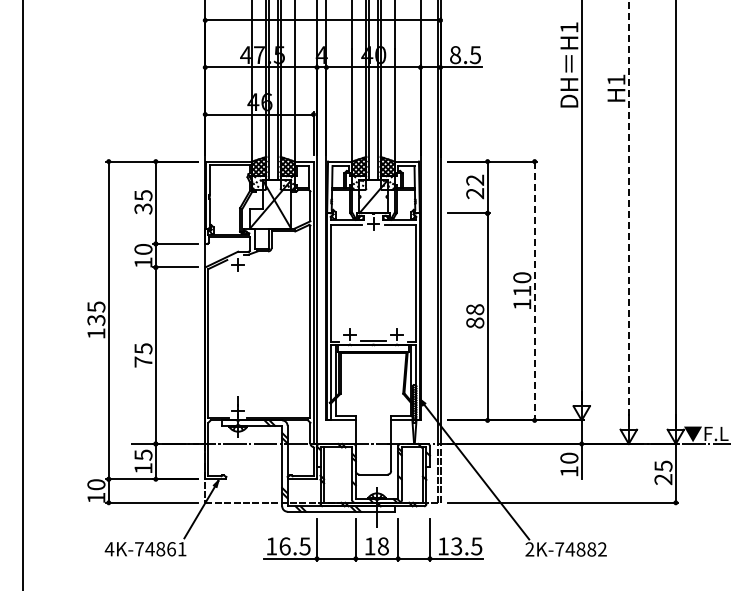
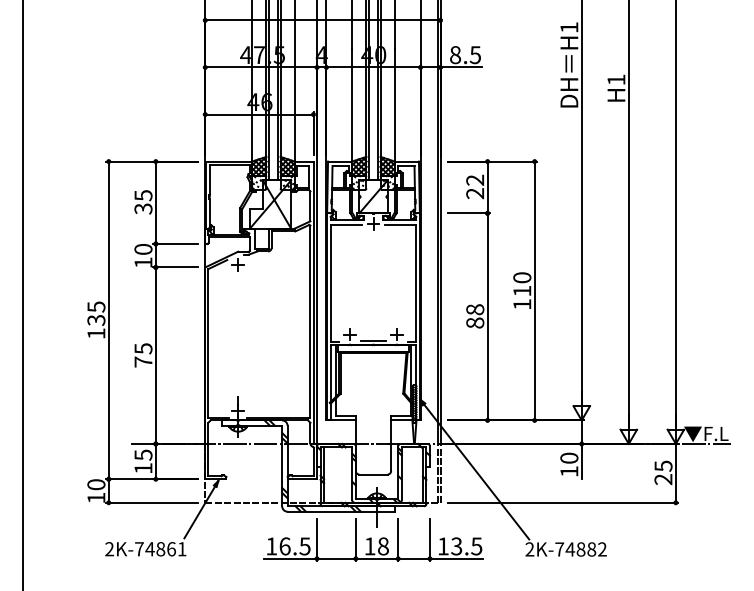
line: dashed -> solid (628, 213)
line: dashed -> solid (534, 291)
text: 4K-74861 -> 2K-74861 (109, 549)
